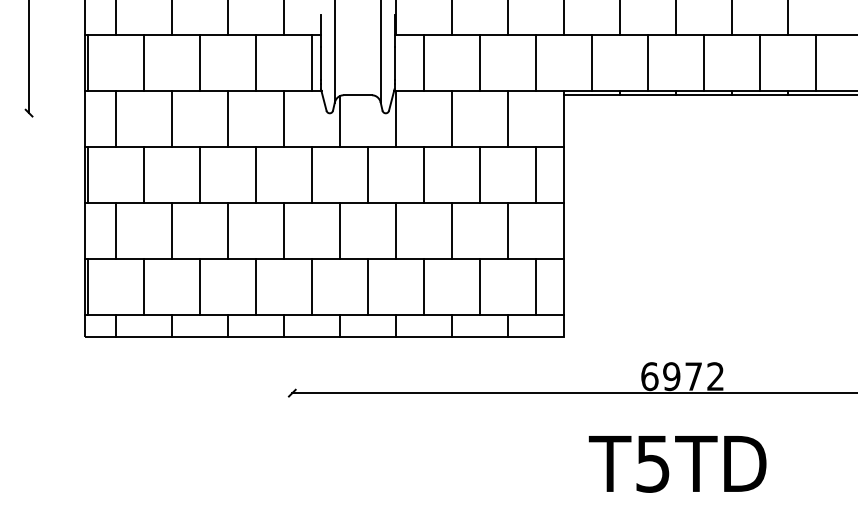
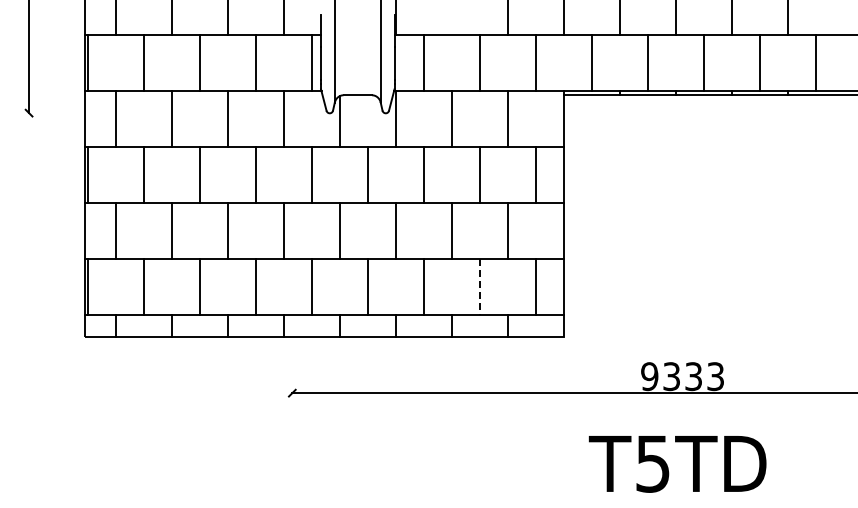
line: present -> none (452, 18)
line: solid -> dashed (480, 287)
text: 6972 -> 9333 (682, 376)
